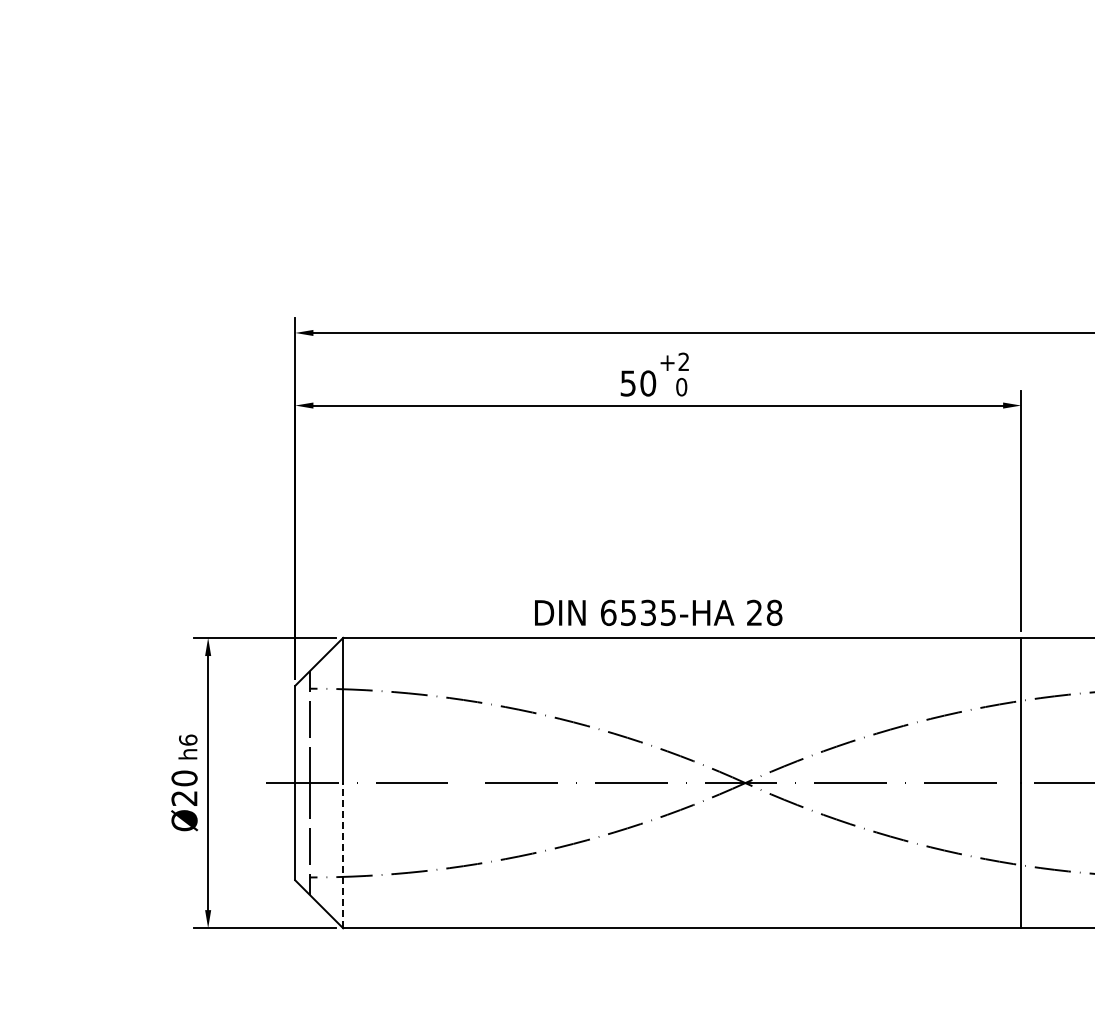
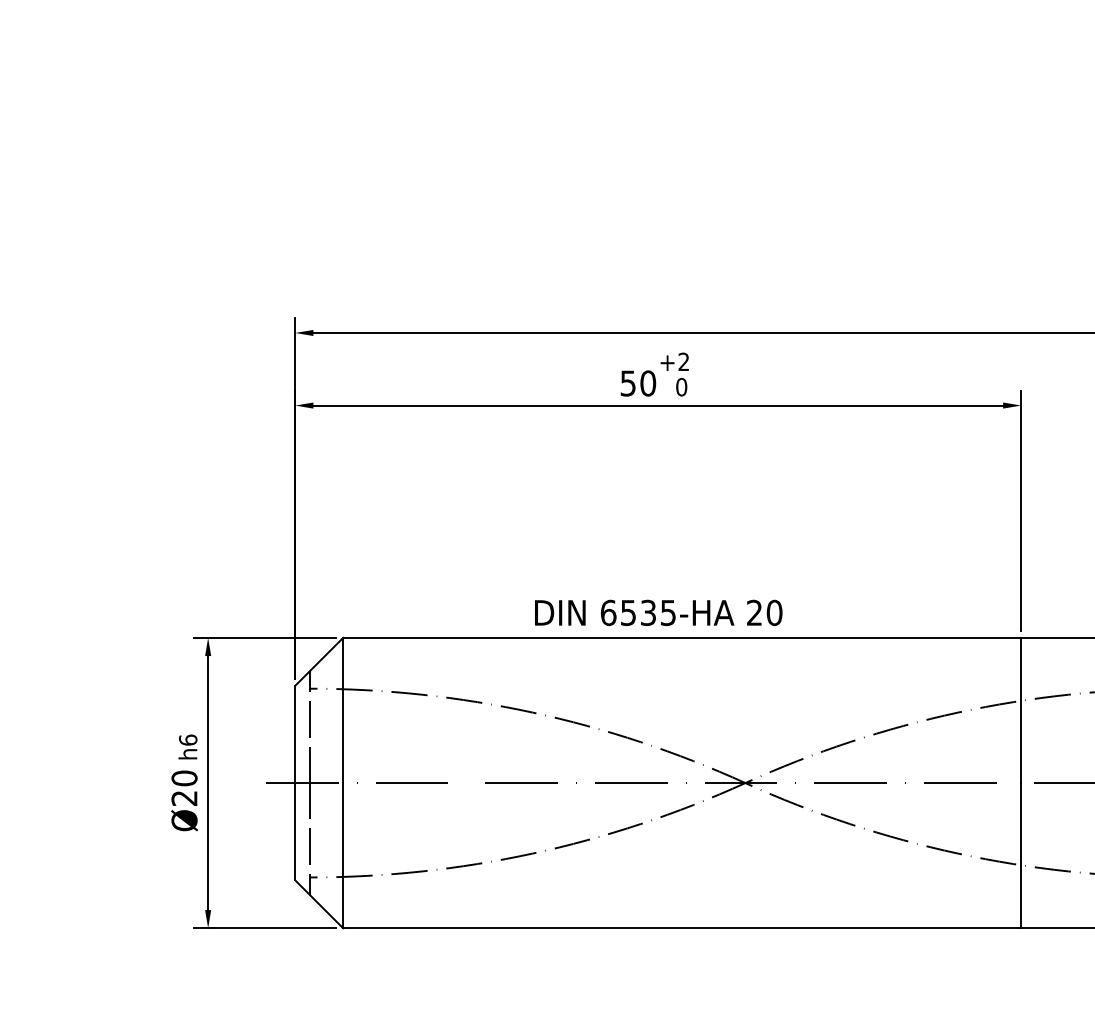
text: 28 -> 20 (774, 612)
line: dashed -> solid (343, 855)
